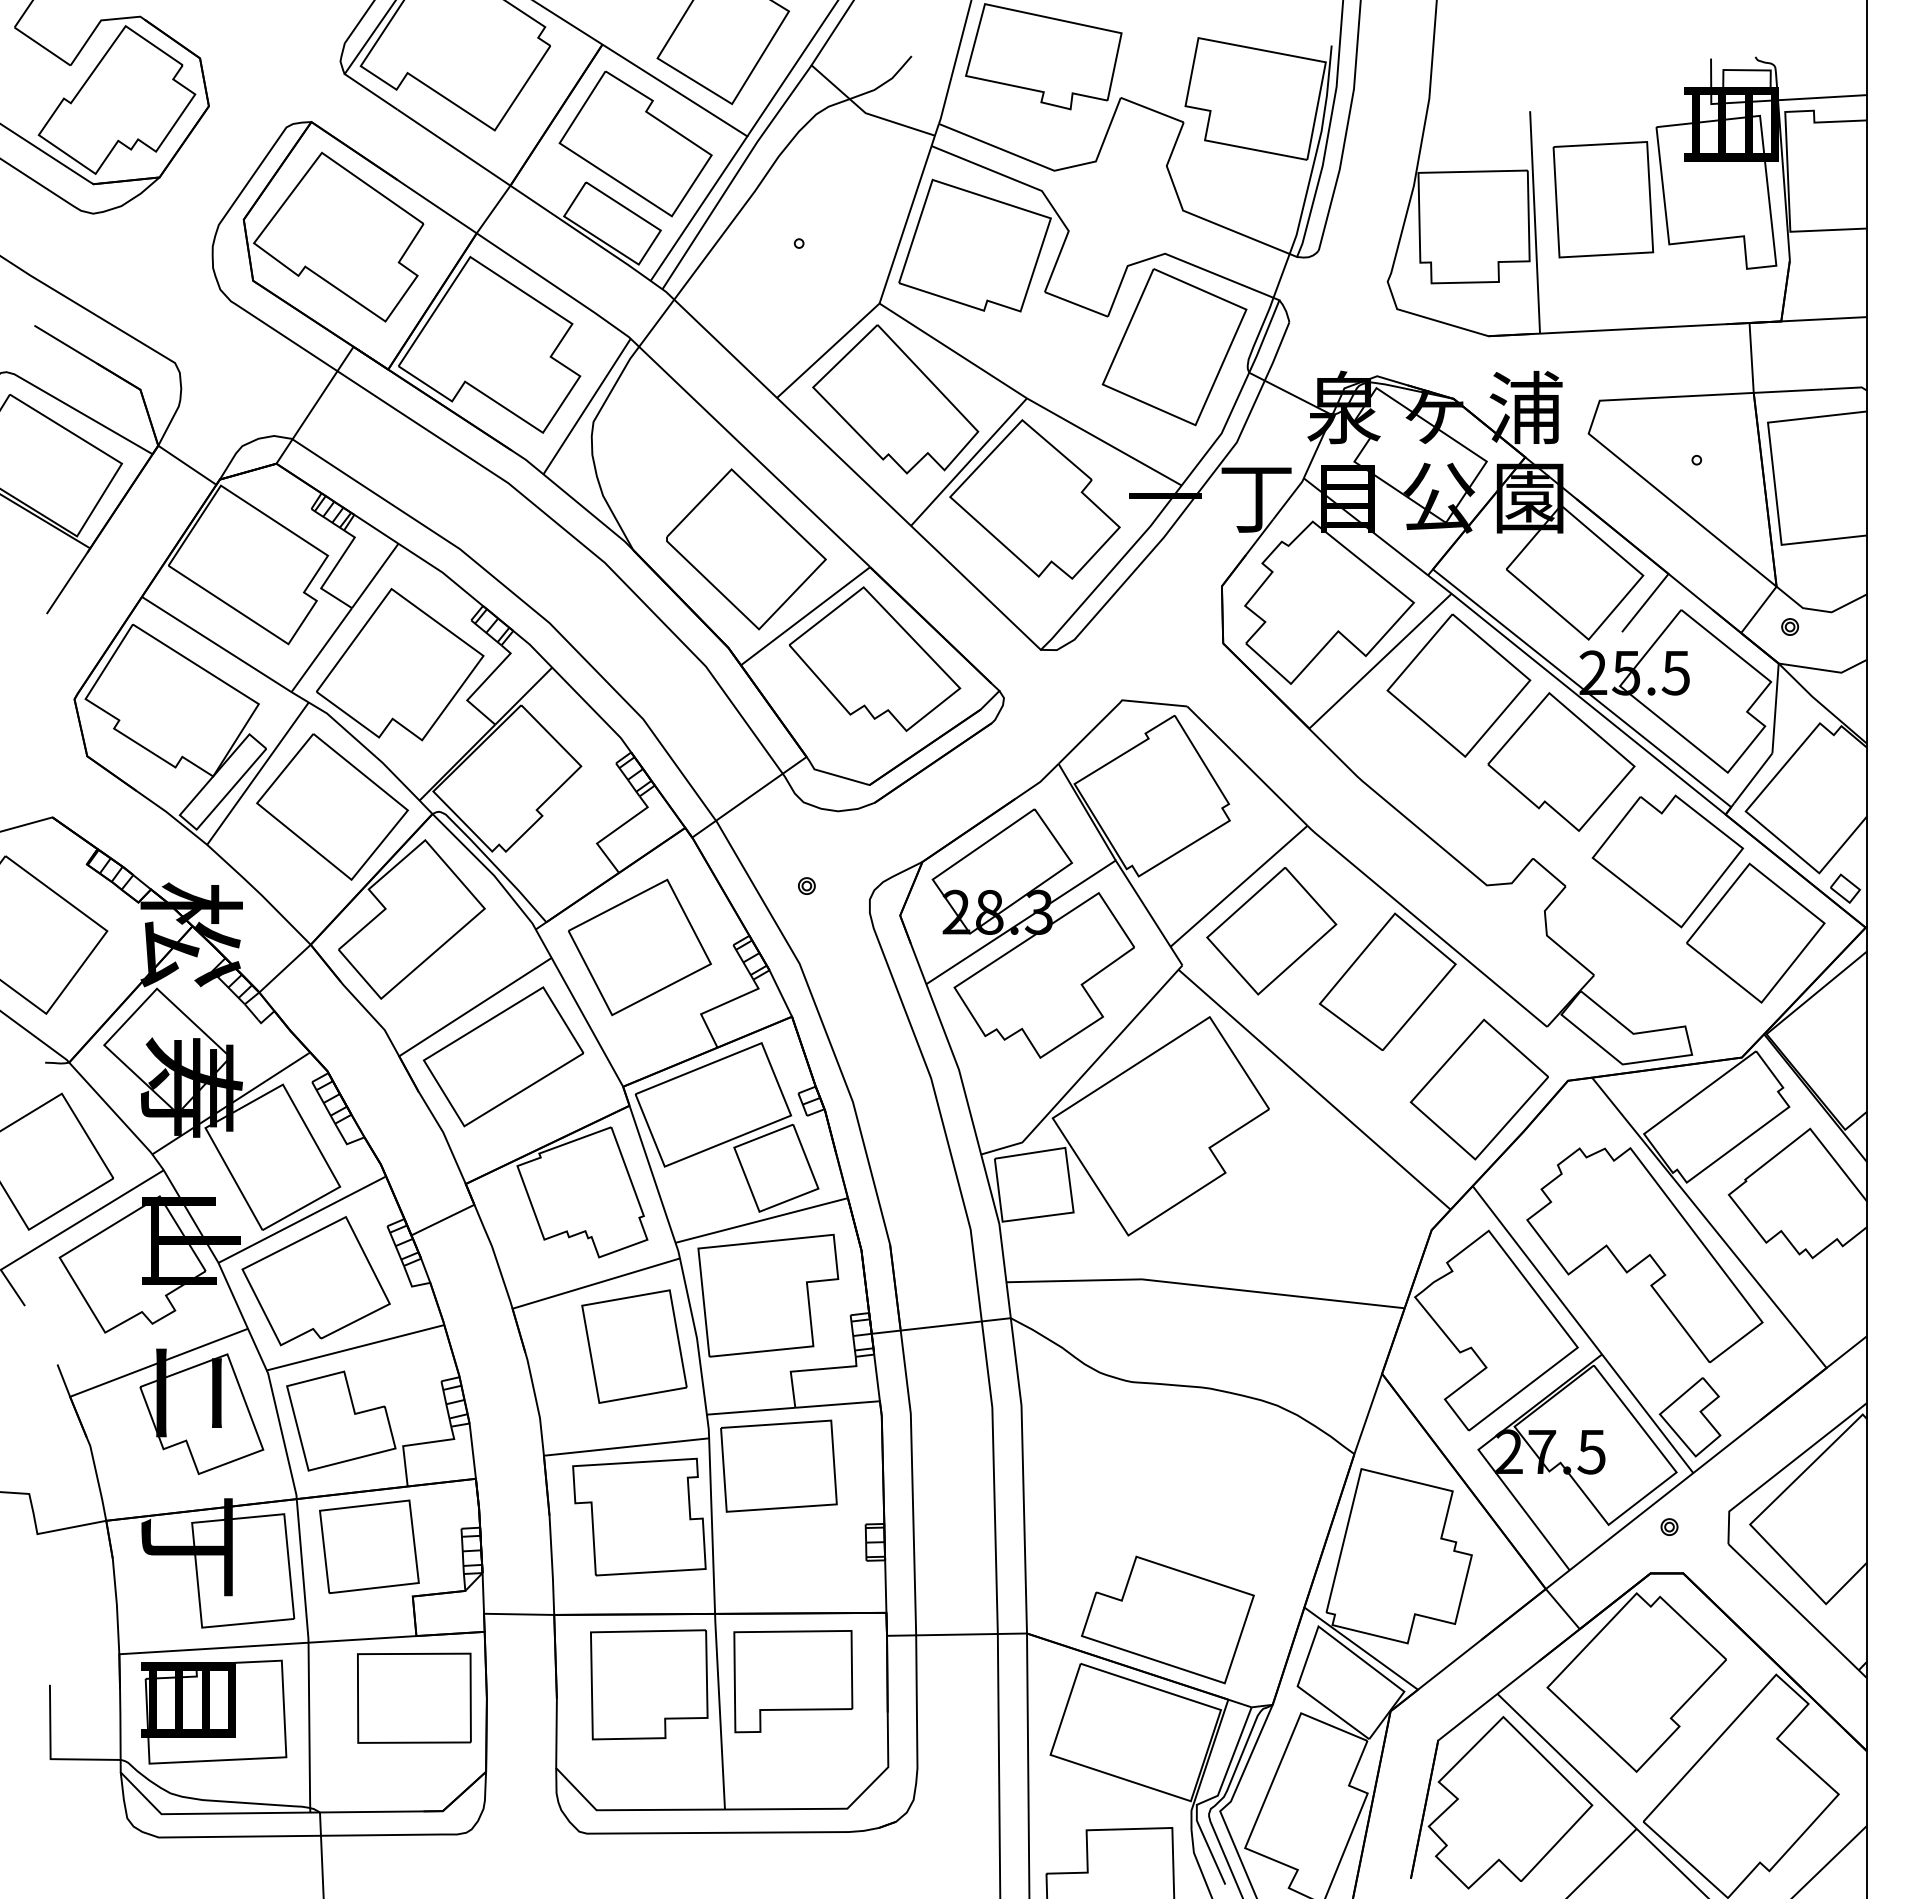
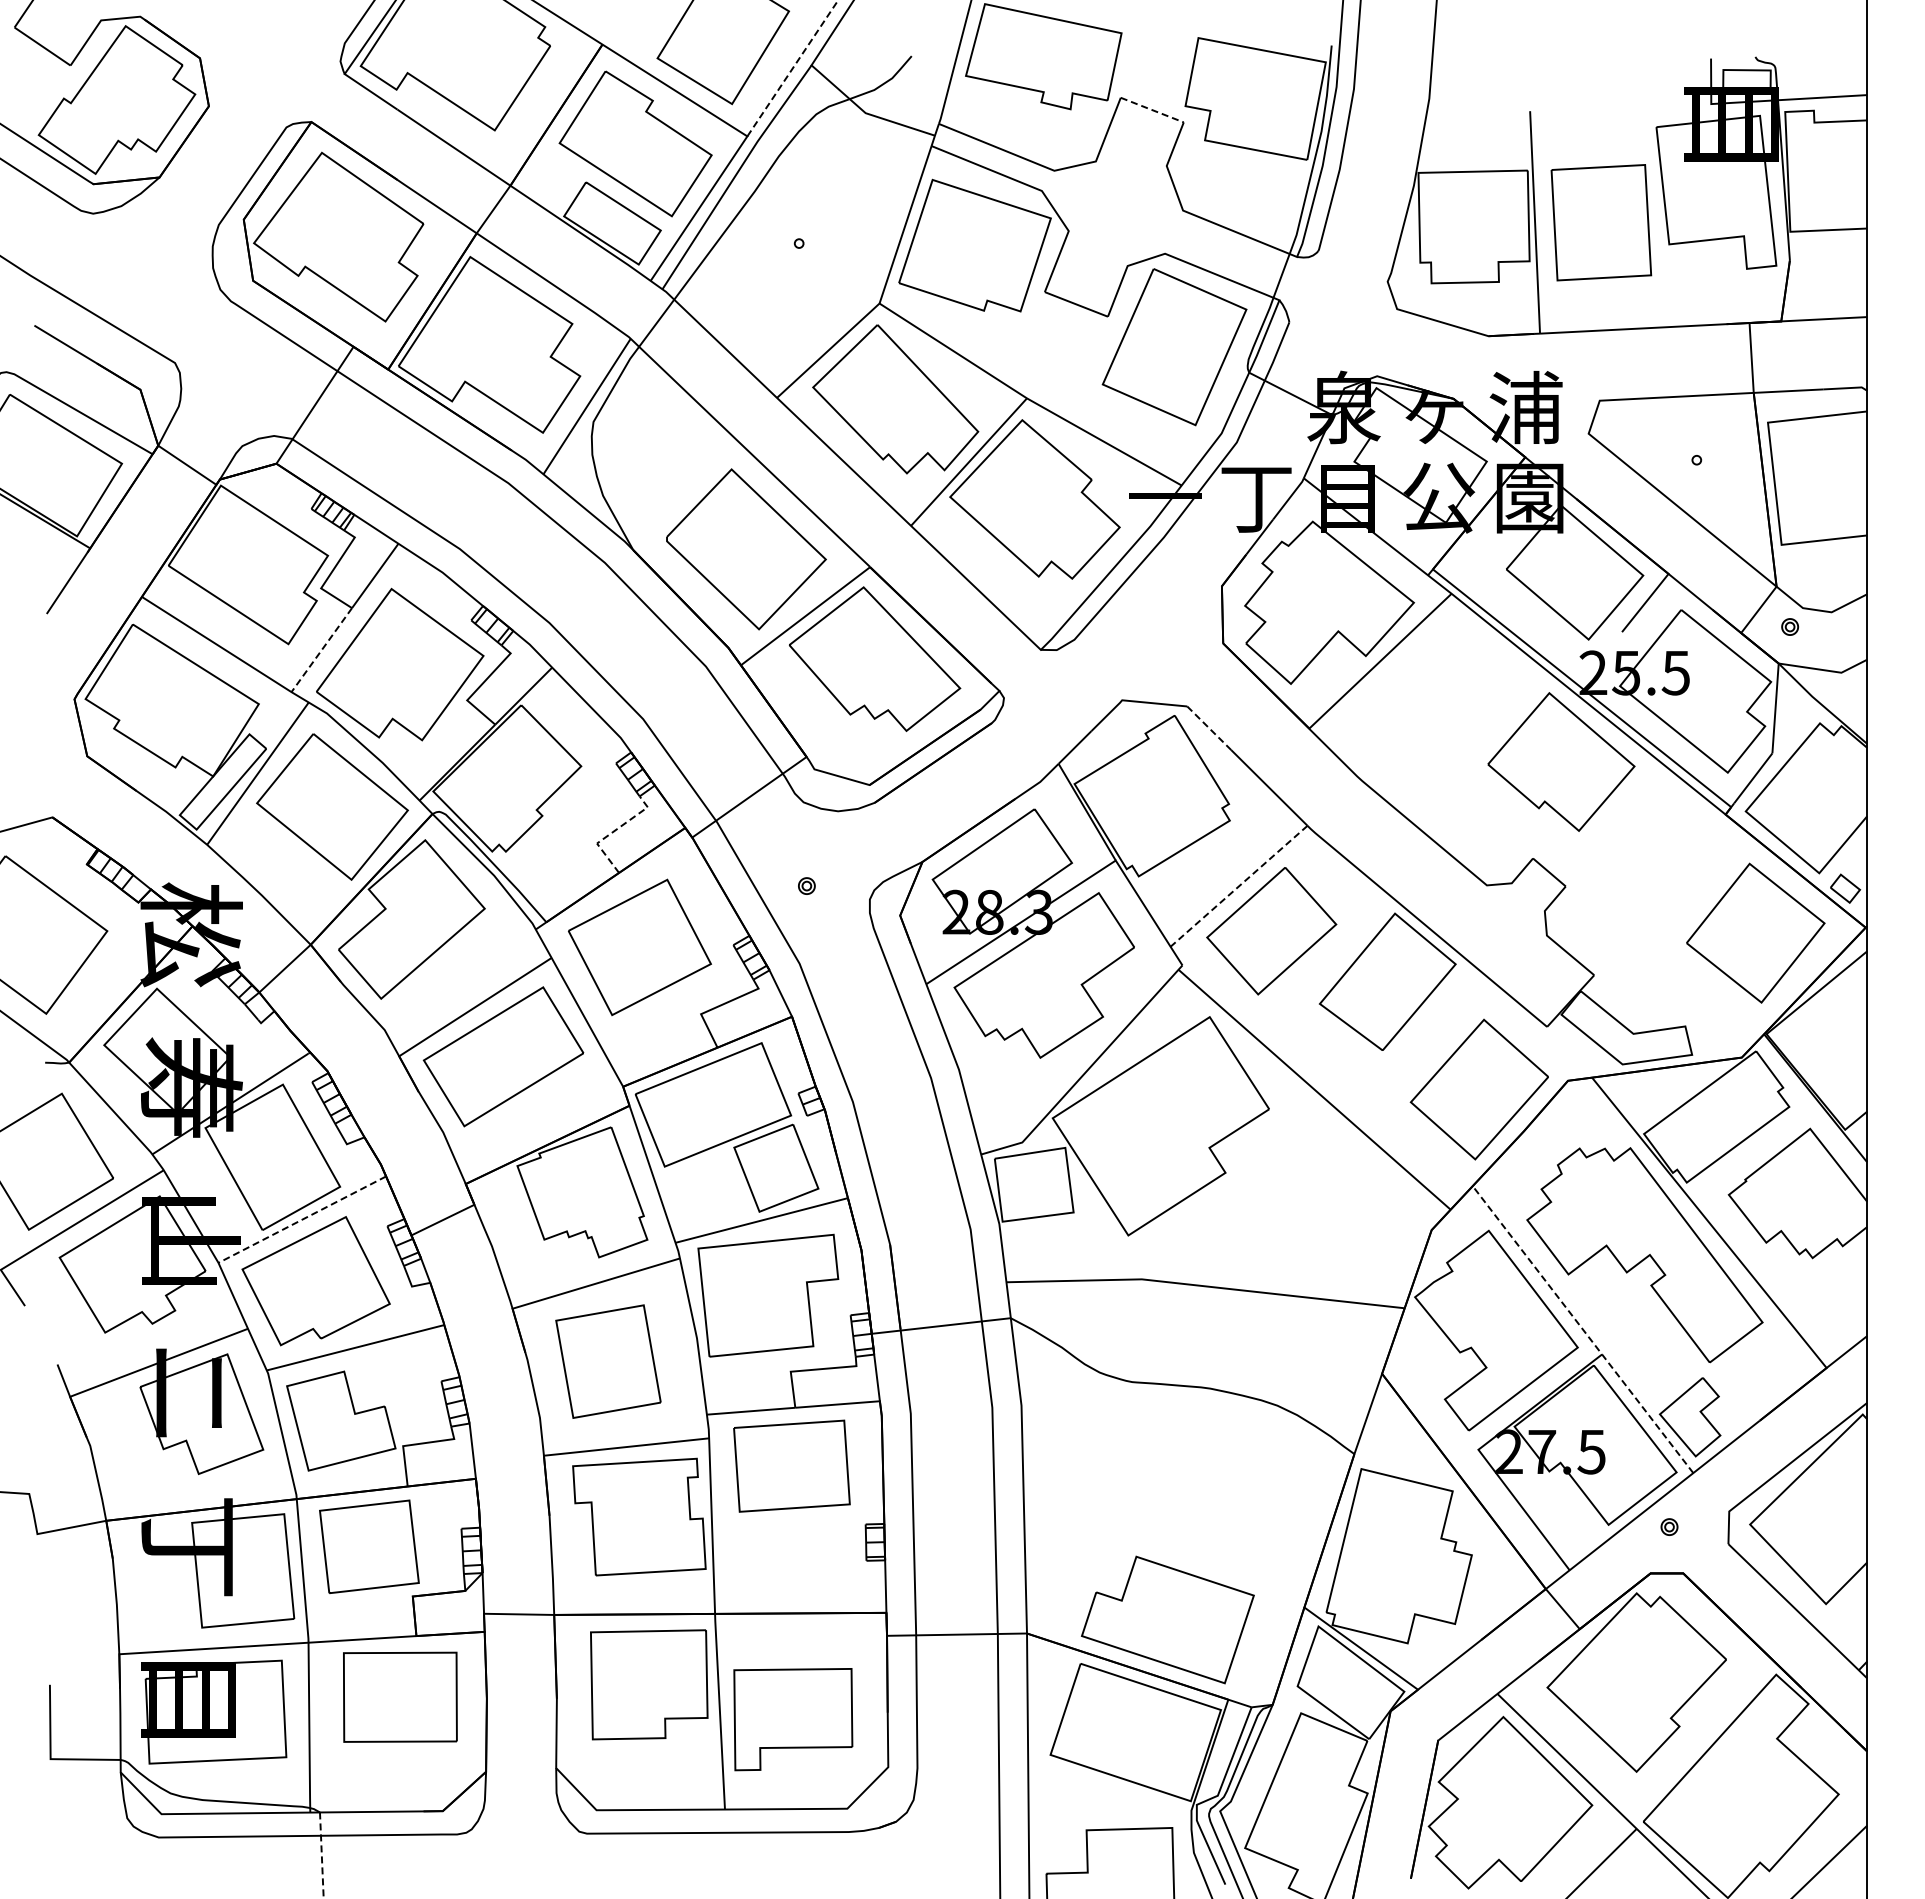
line: solid -> dashed (792, 68)
line: solid -> dashed (1152, 110)
part position: (1603, 199) -> (1601, 222) (1601, 222)
line: solid -> dashed (321, 650)
part: present -> none (1458, 685)
line: solid -> dashed (1209, 728)
line: solid -> dashed (613, 832)
part: present -> none (1667, 861)
line: solid -> dashed (1238, 886)
line: solid -> dashed (301, 1220)
line: solid -> dashed (1583, 1329)
part position: (634, 1346) -> (608, 1361) (608, 1361)
part position: (778, 1465) -> (791, 1465) (791, 1465)
part position: (793, 1681) -> (793, 1719) (793, 1719)
part position: (414, 1697) -> (400, 1696) (400, 1696)
line: solid -> dashed (321, 1855)
